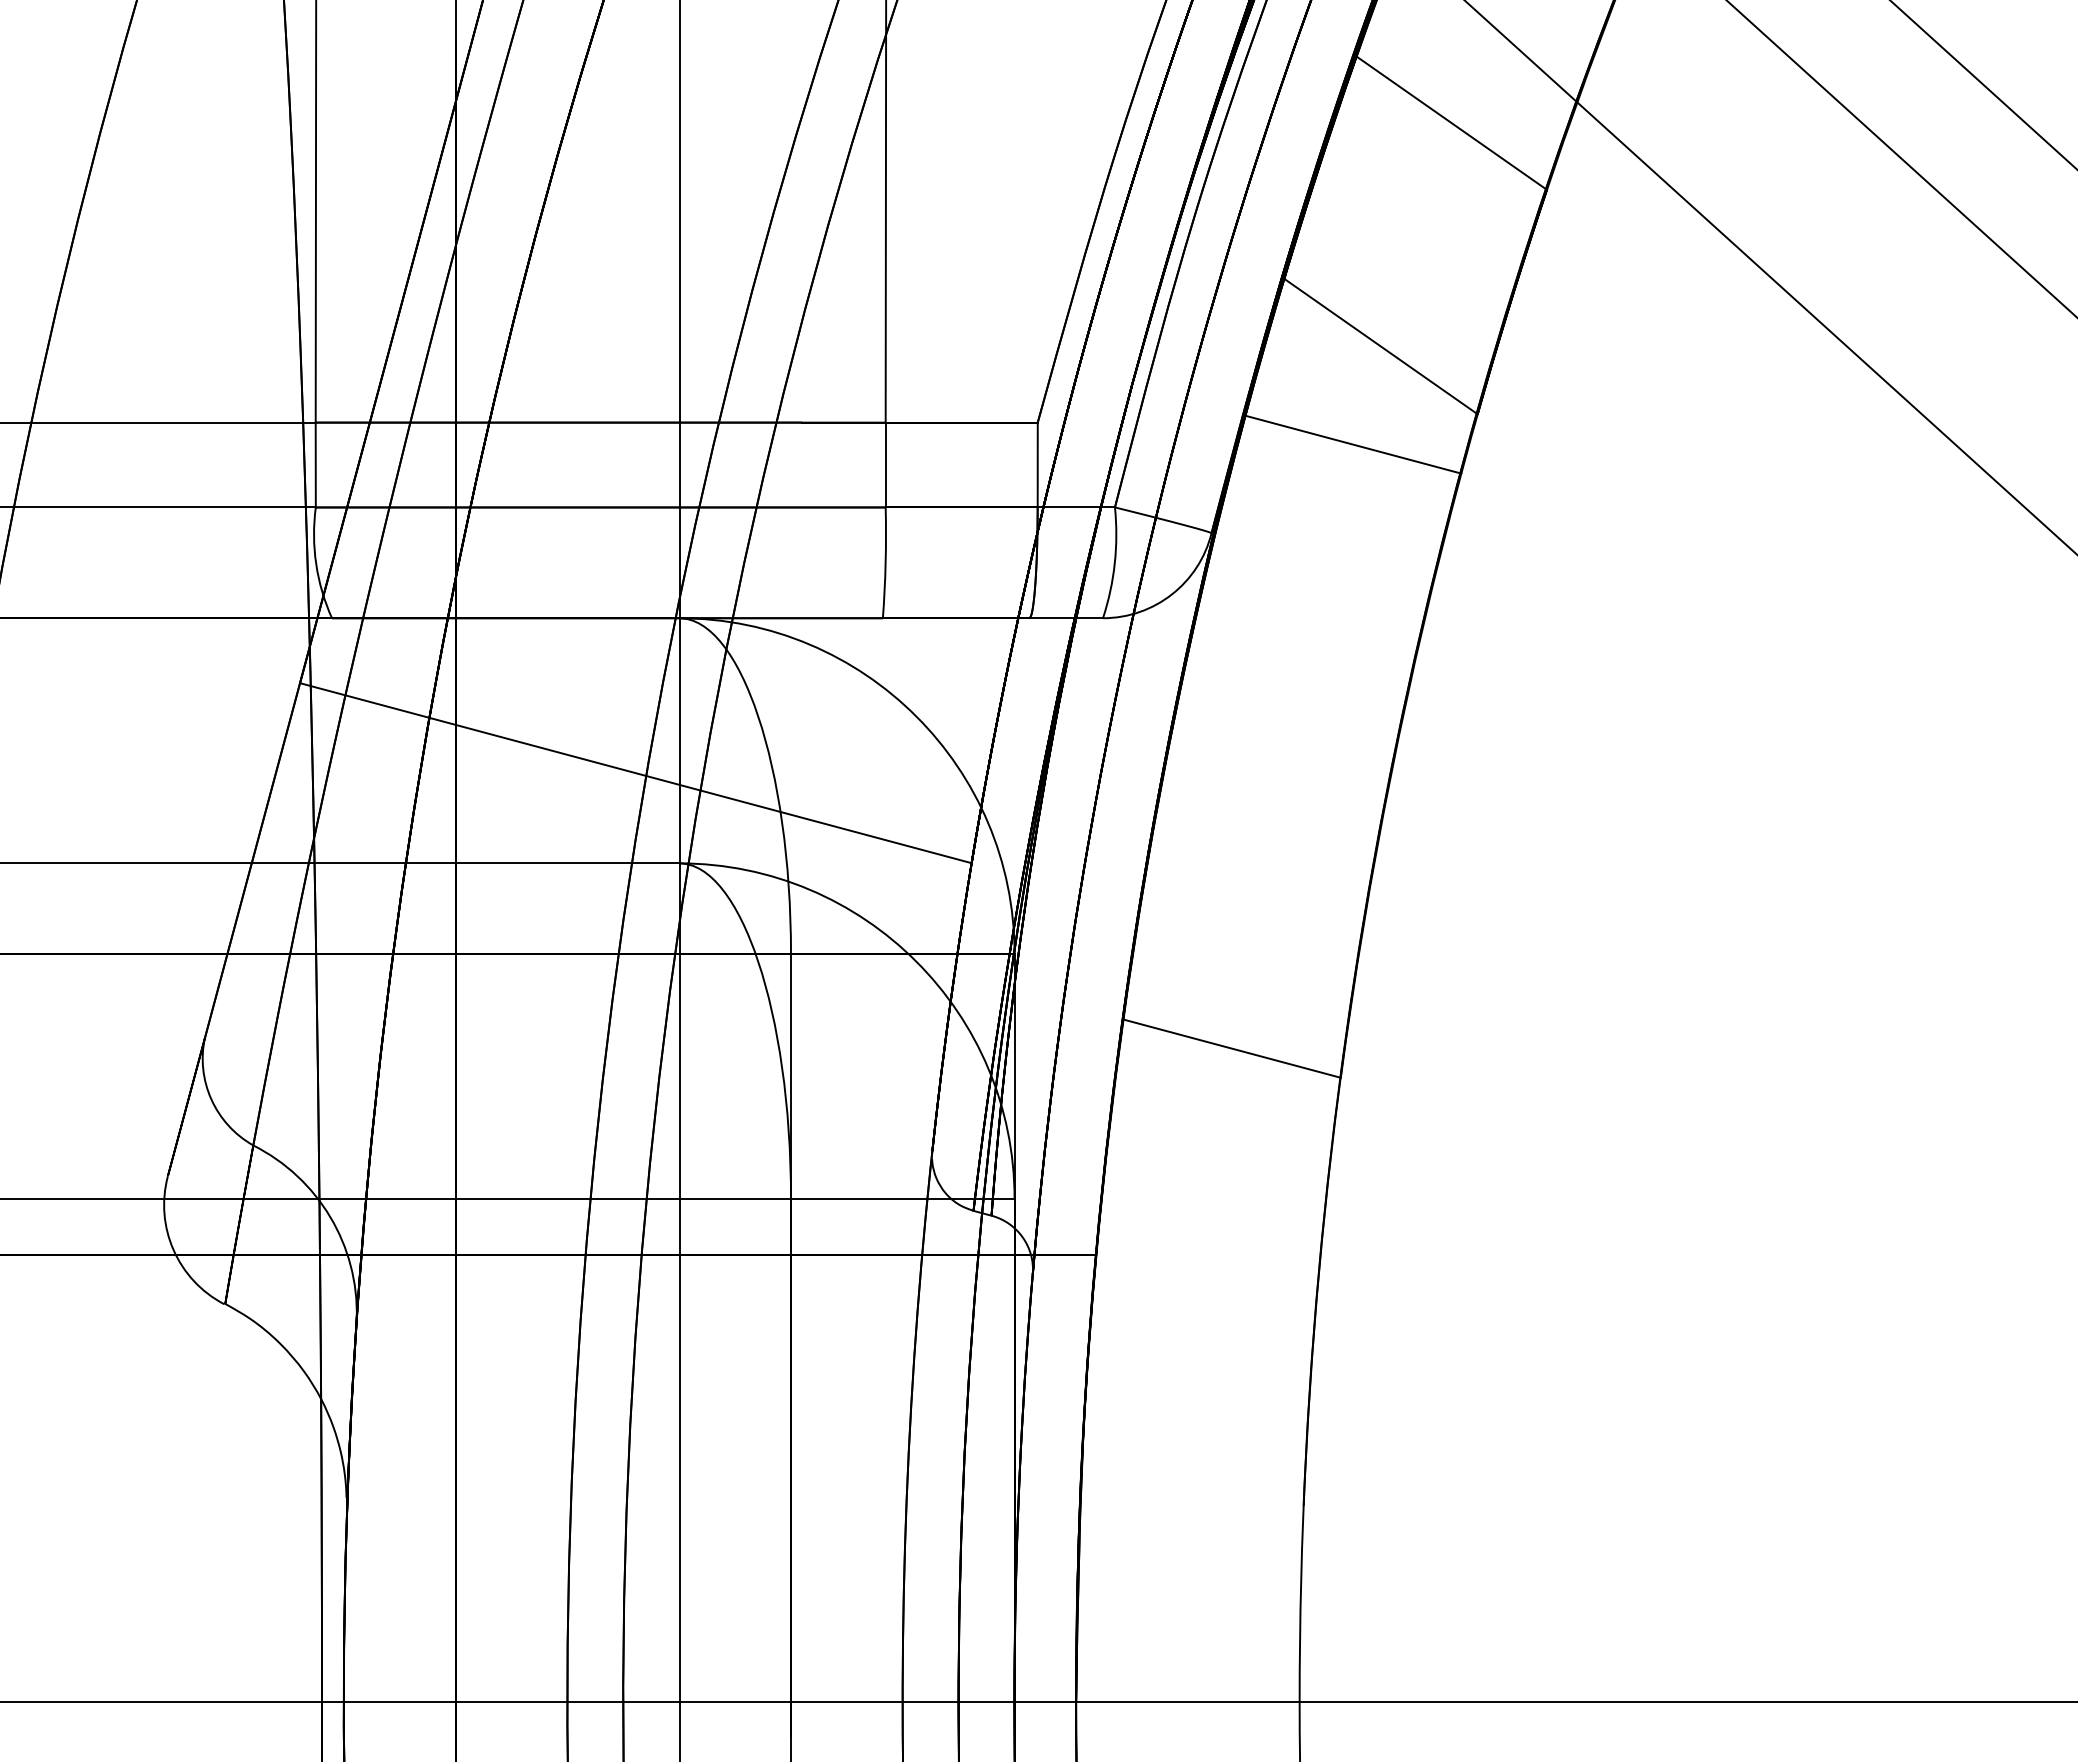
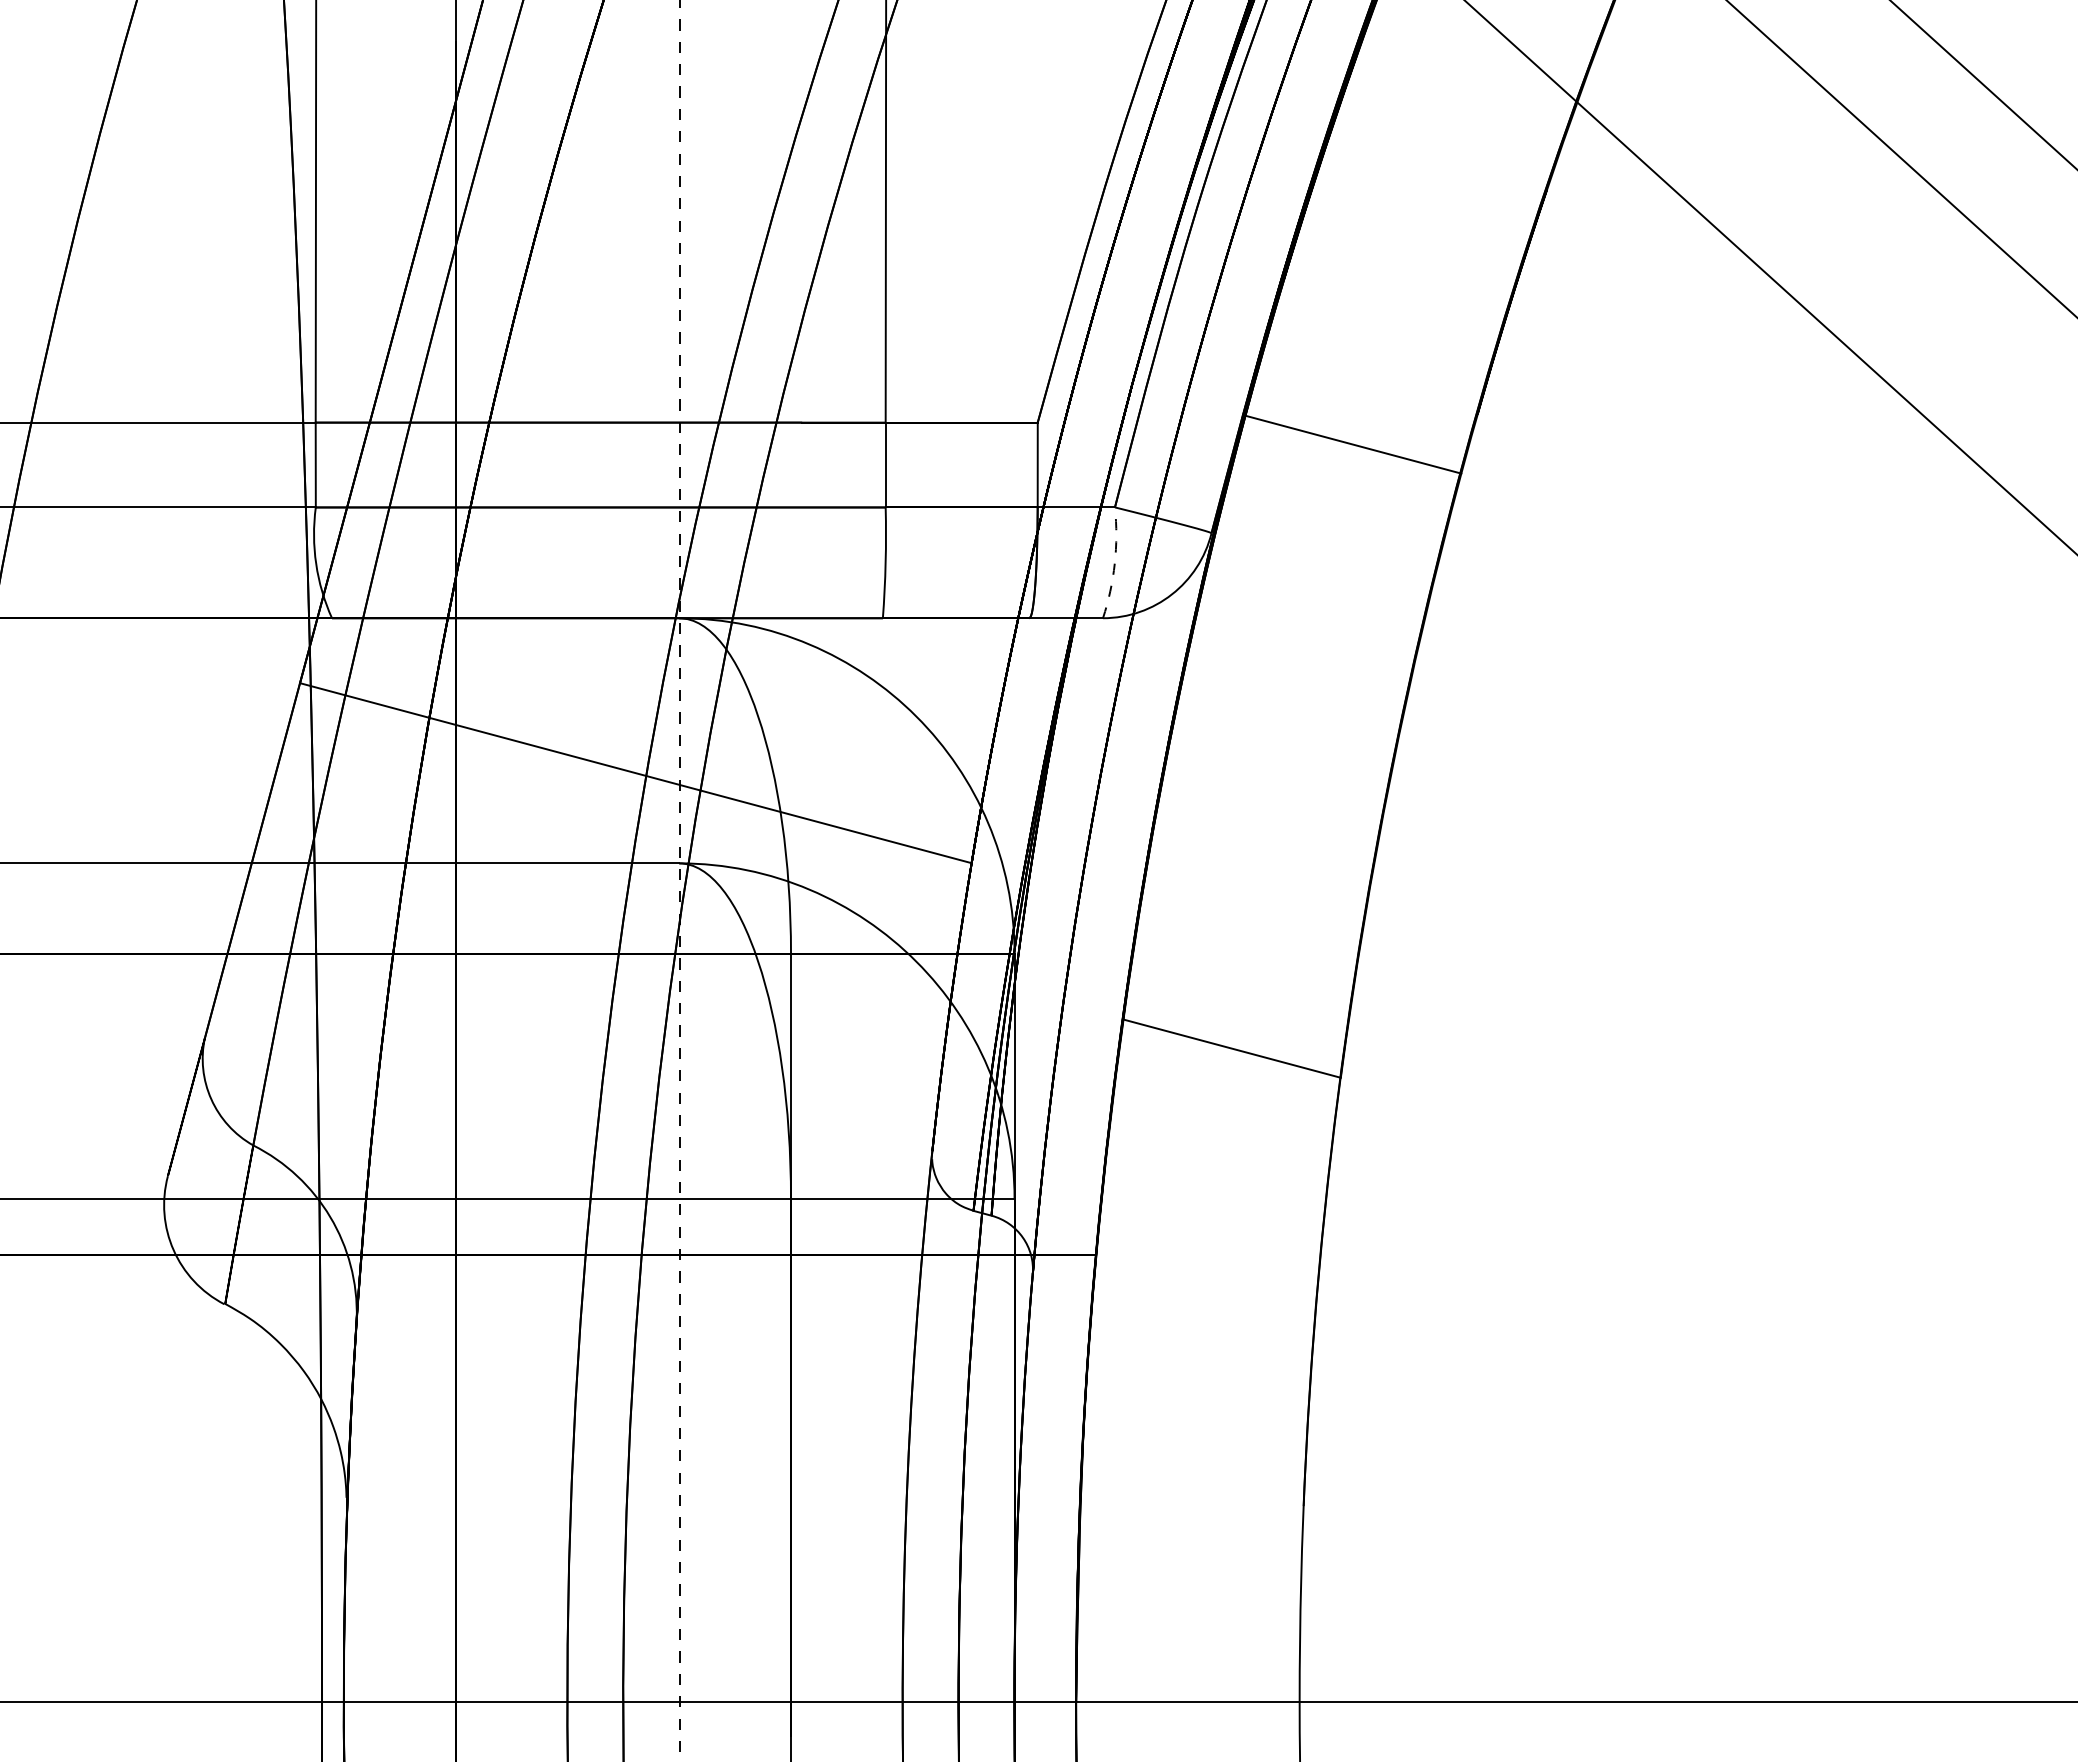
line: present -> none (1451, 122)
line: present -> none (1380, 346)
arc: solid -> dashed (1114, 563)
line: solid -> dashed (680, 880)
